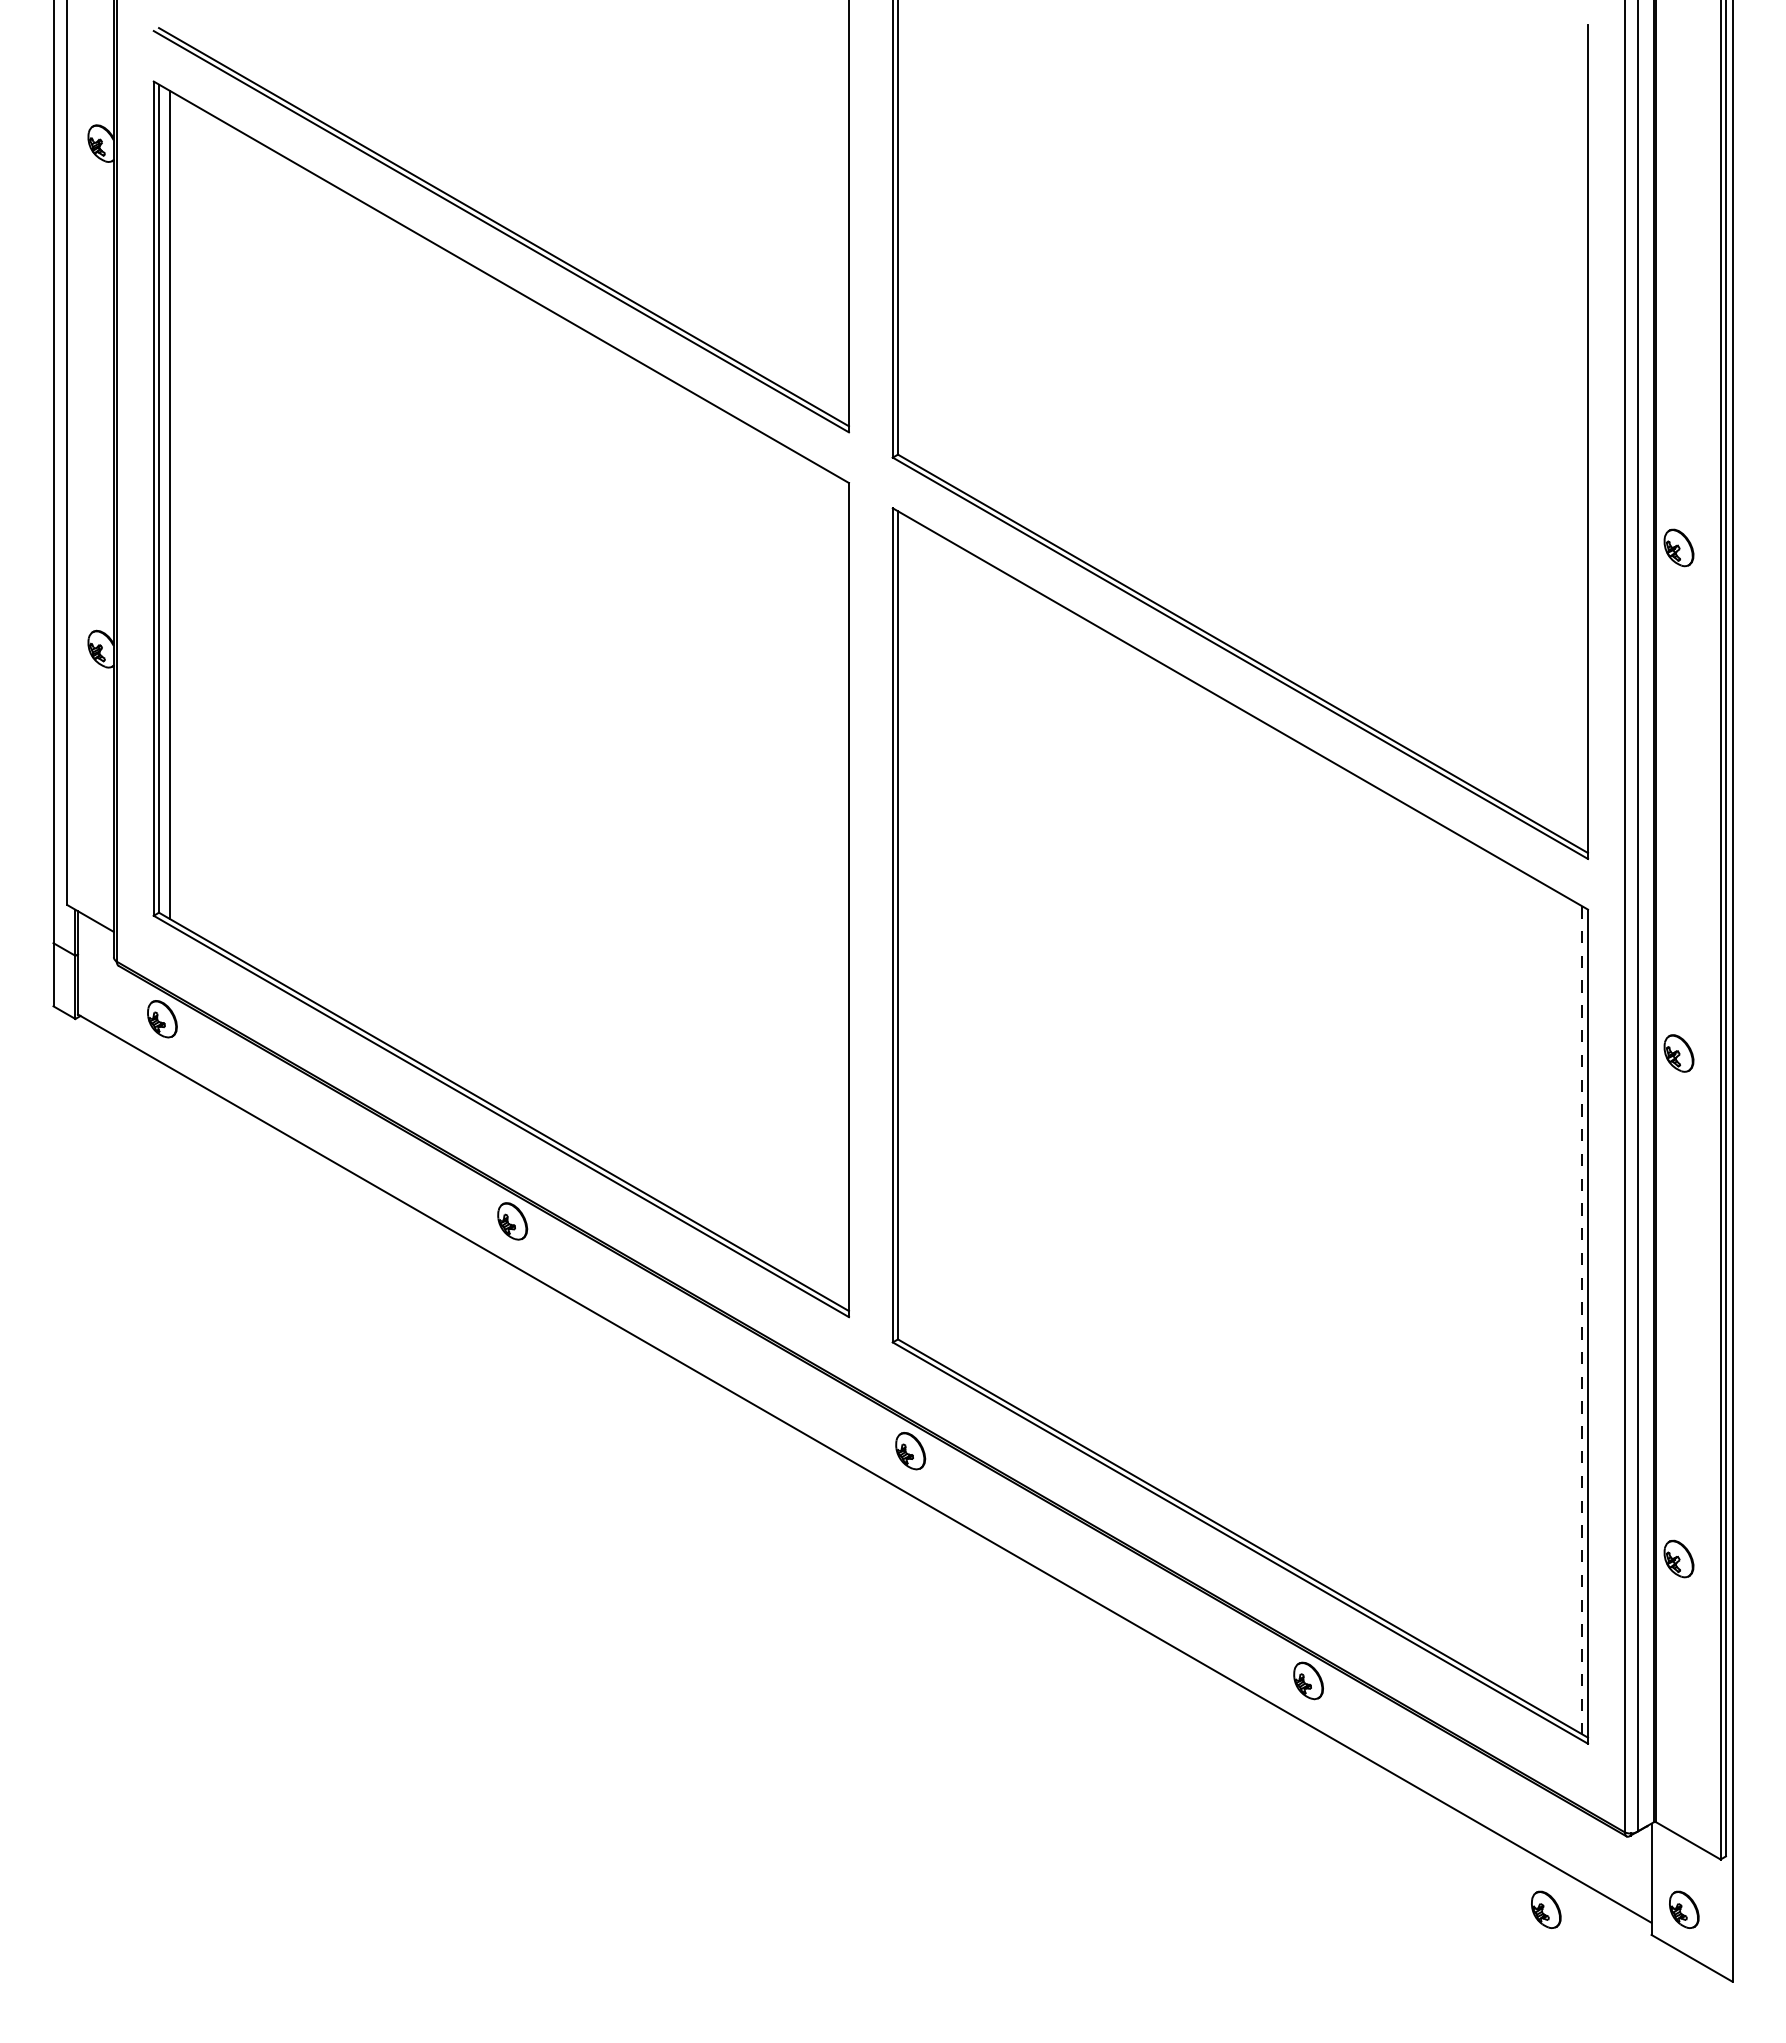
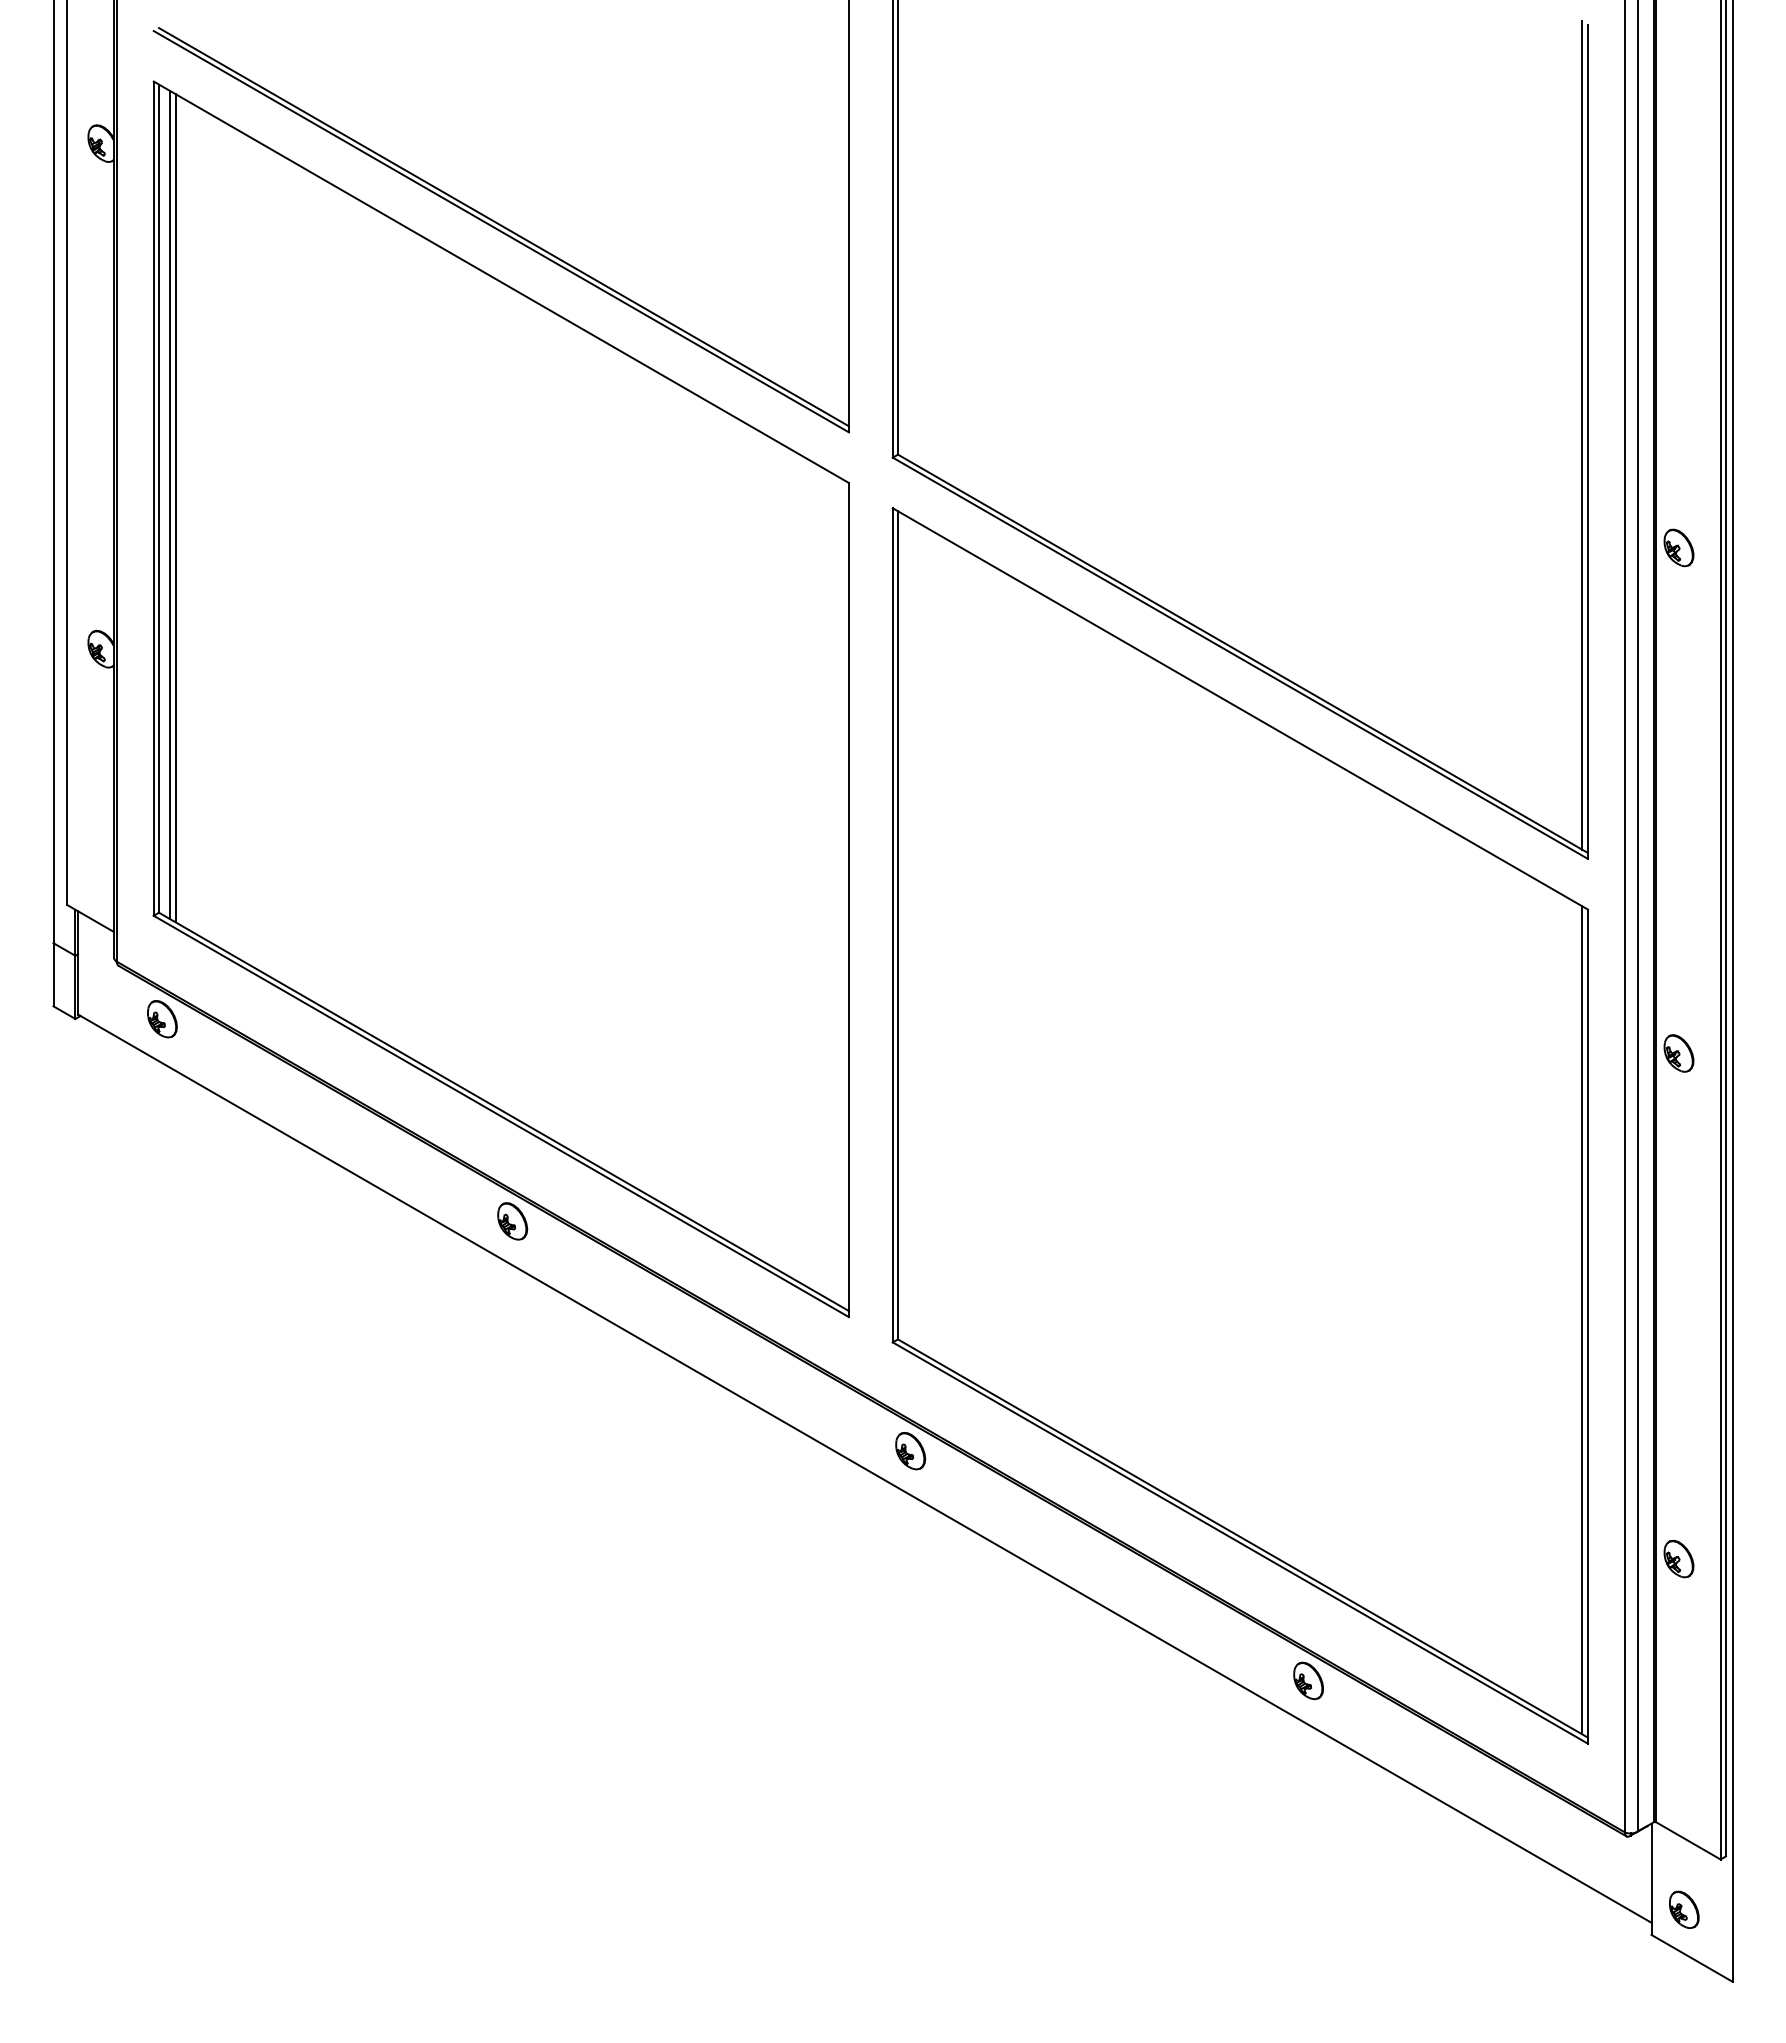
line: none -> present (1582, 435)
line: none -> present (175, 508)
line: dashed -> solid (1582, 1320)
part: present -> none (1546, 1909)
